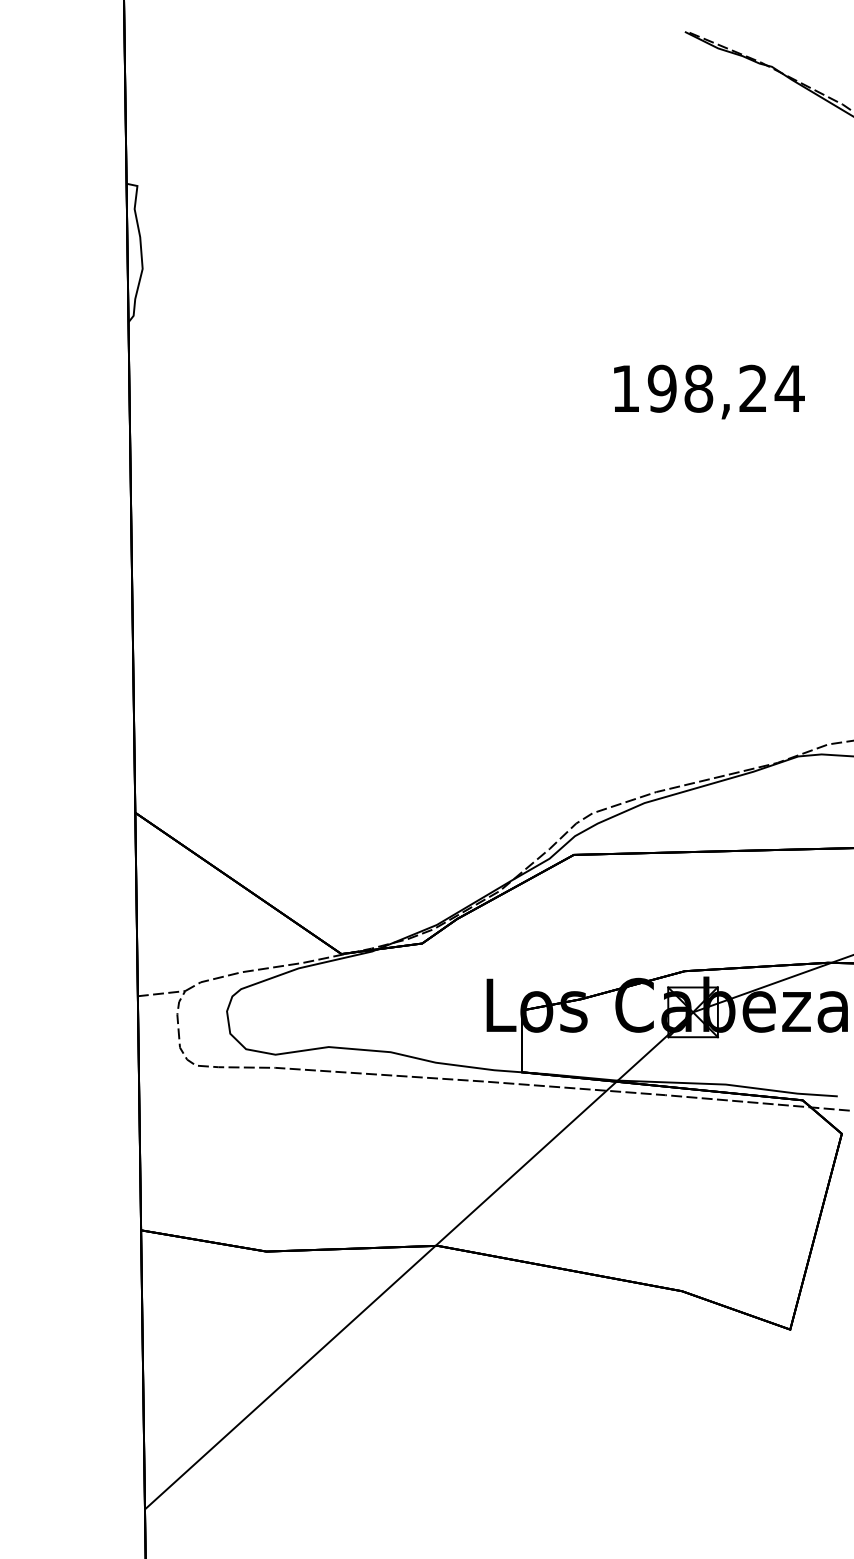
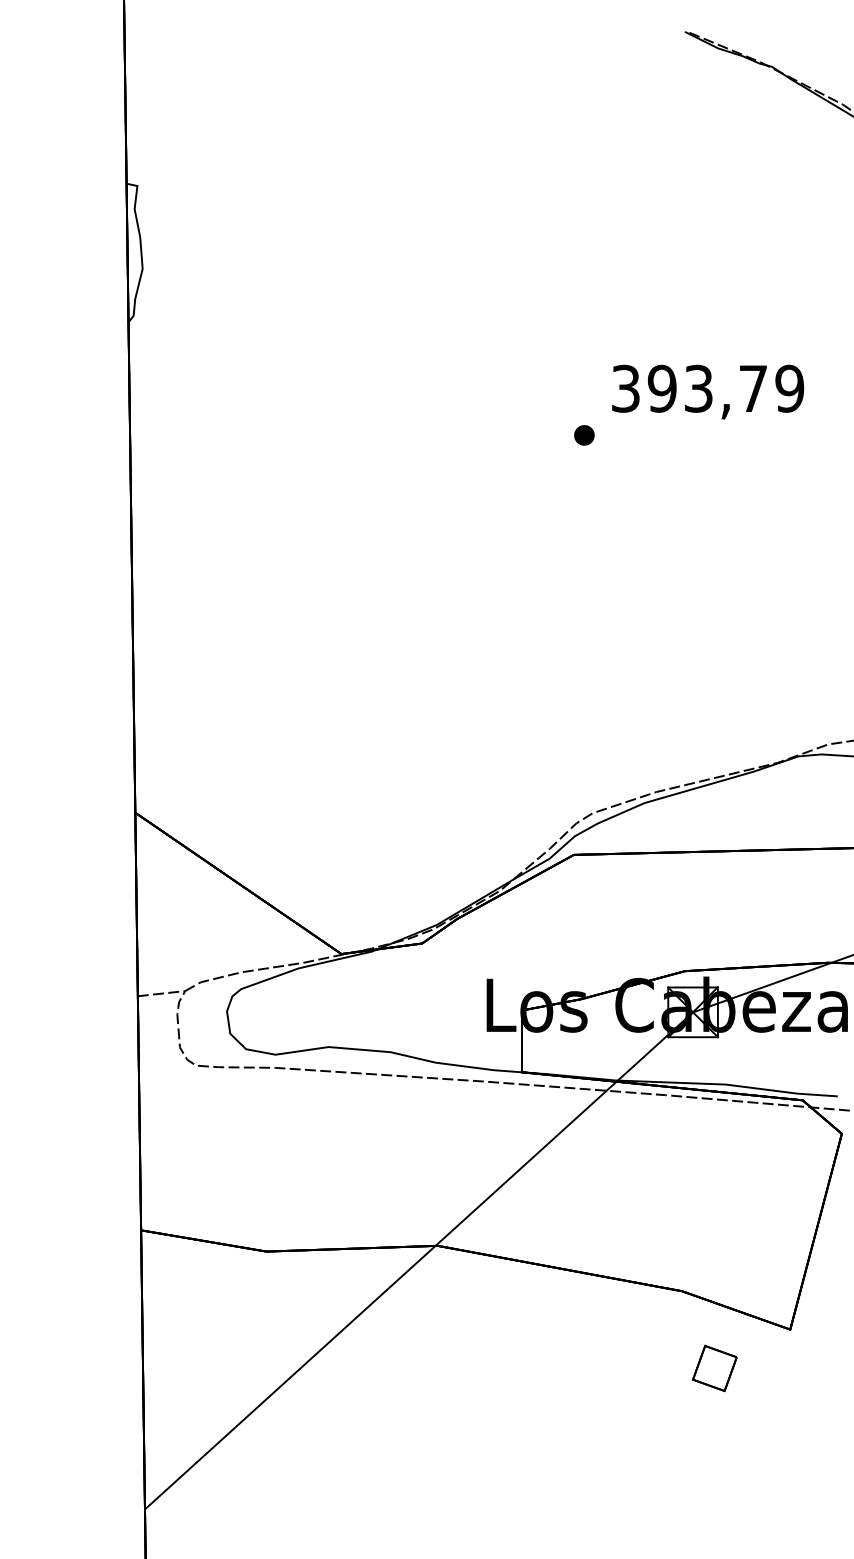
text: 198,24 -> 393,79 (708, 388)
part: none -> present (584, 435)
part: none -> present (714, 1368)
